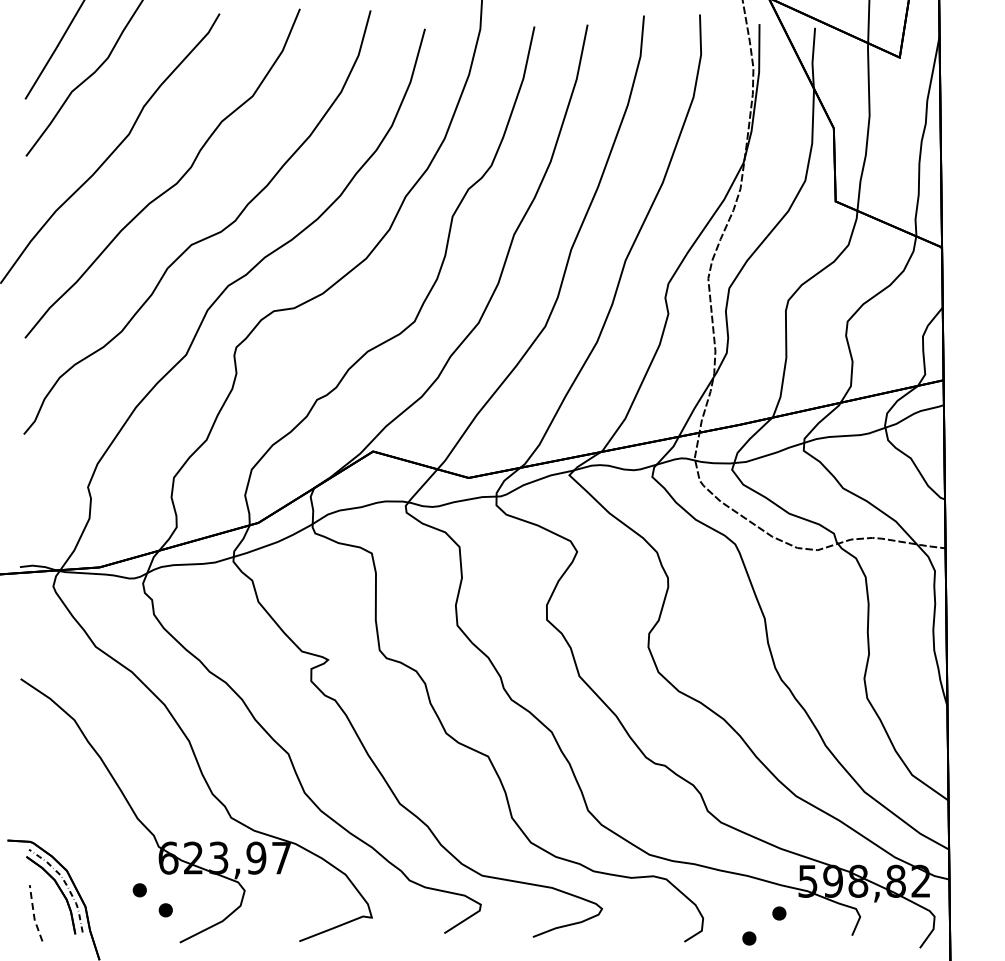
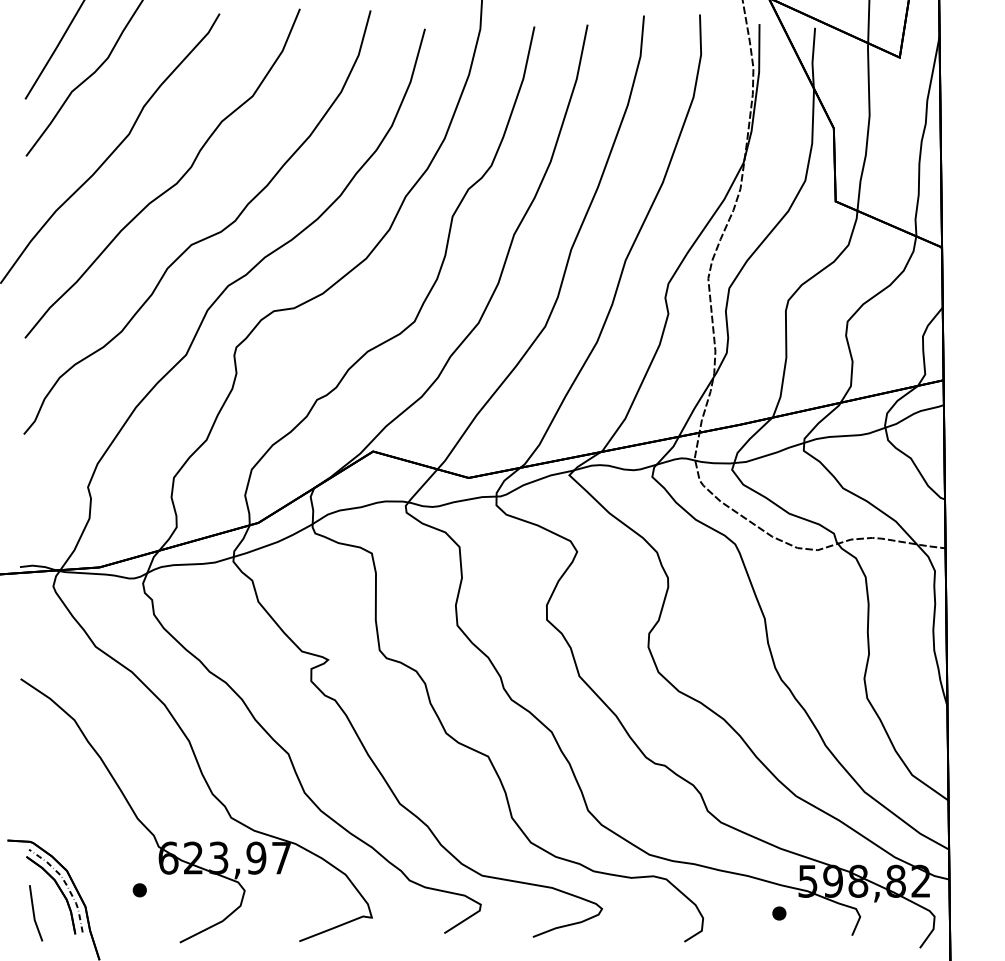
part: present -> none (165, 910)
line: dashed -> solid (33, 913)
part: present -> none (749, 938)
